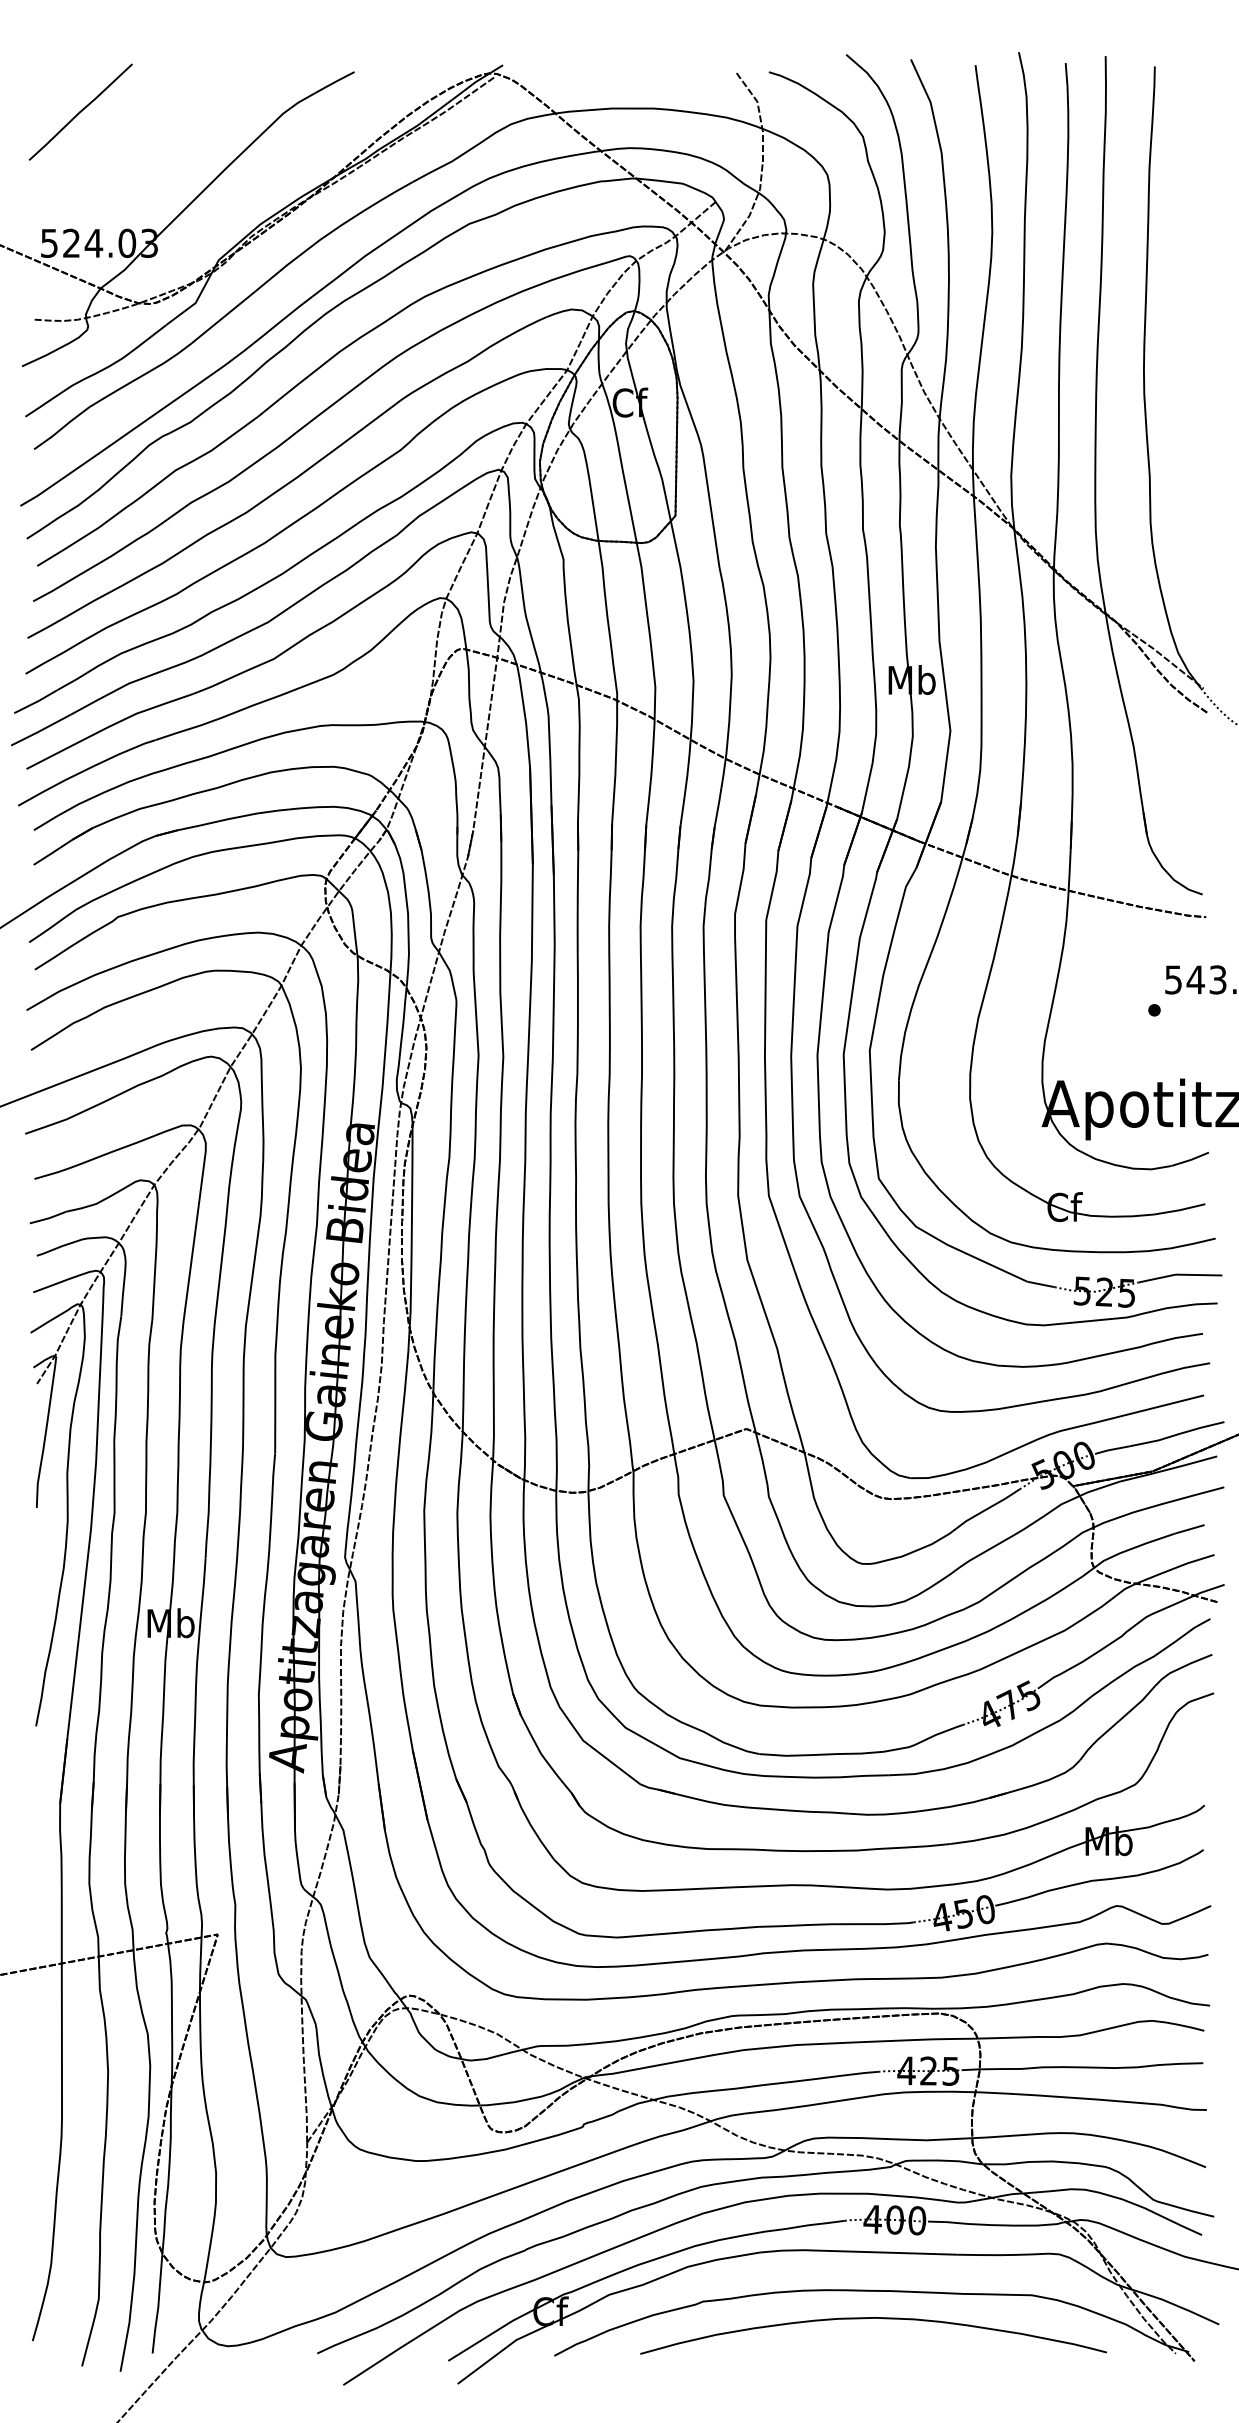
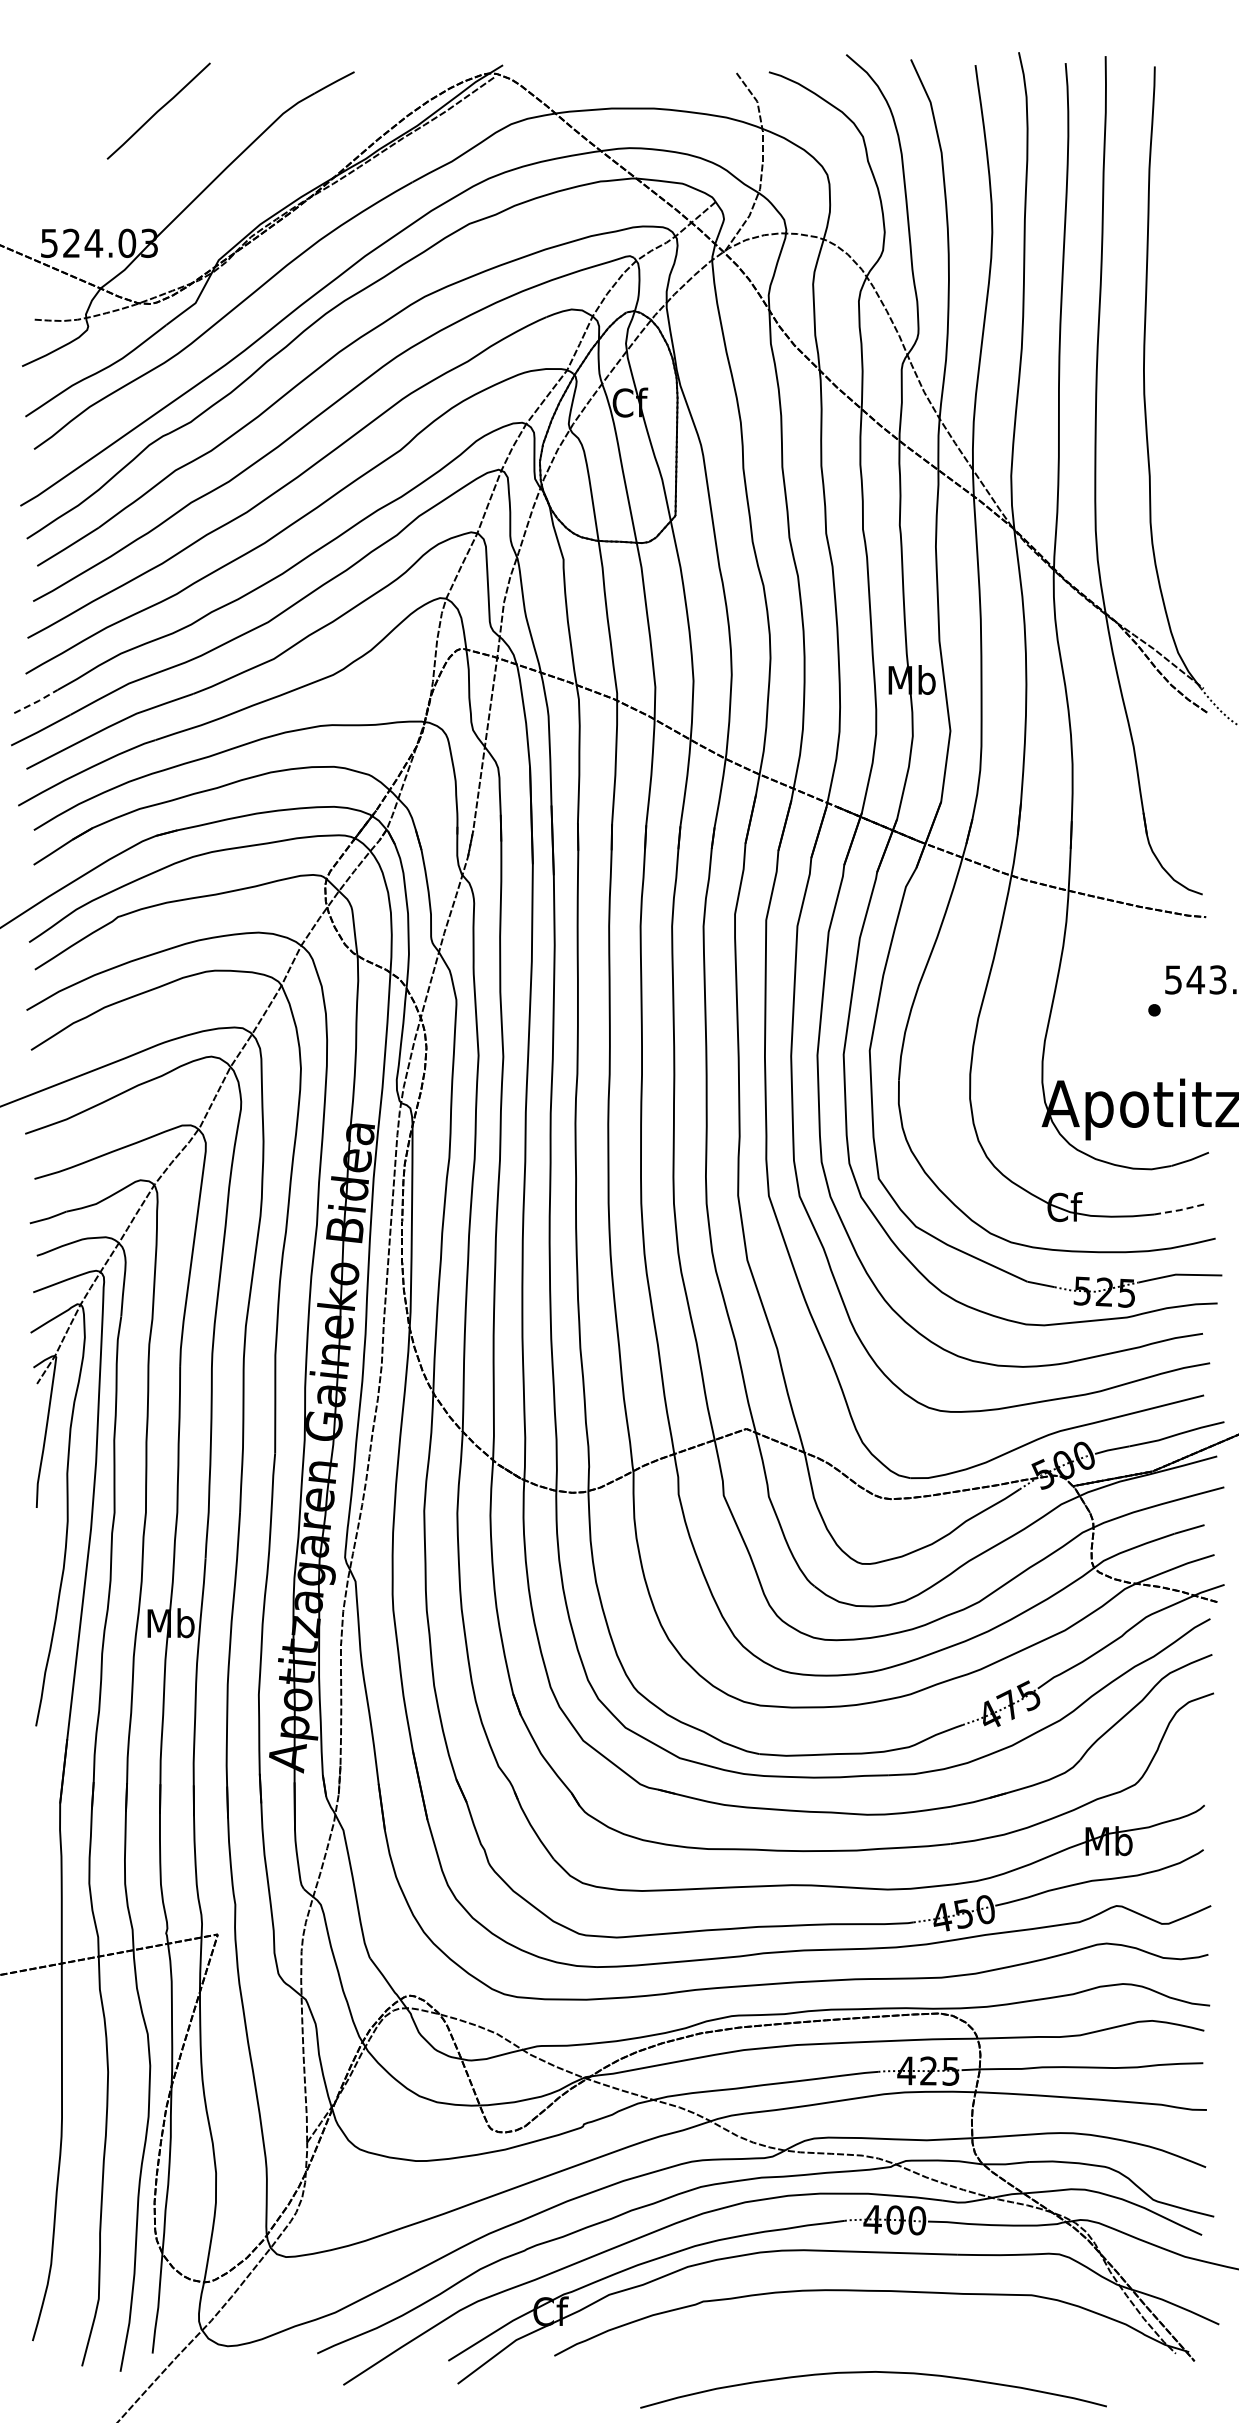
line position: (80, 111) -> (158, 110) (158, 110)
line: solid -> dashed (37, 701)
line: solid -> dashed (1179, 1210)
curve position: (873, 2318) -> (873, 2372) (873, 2372)
